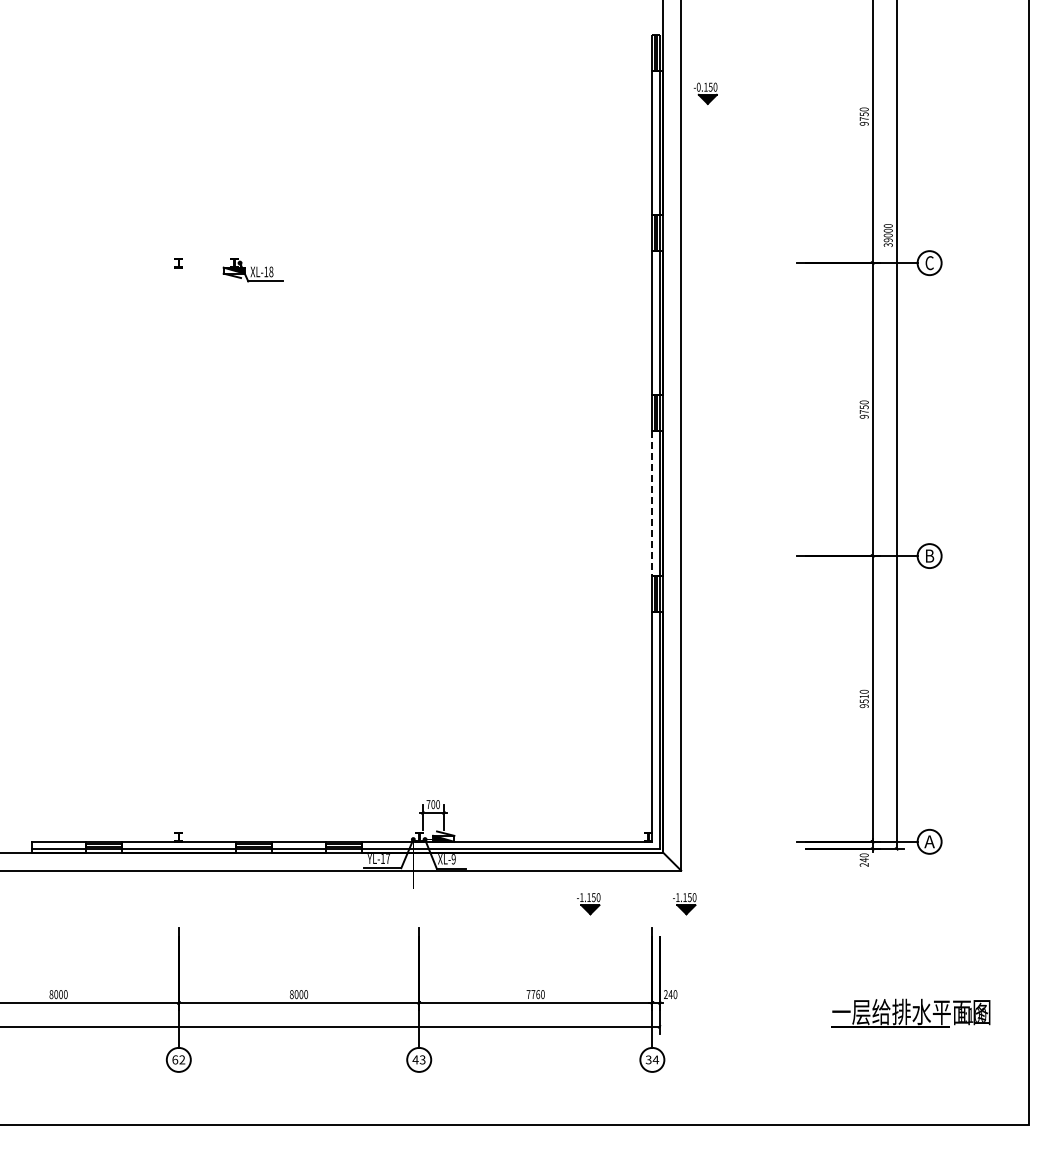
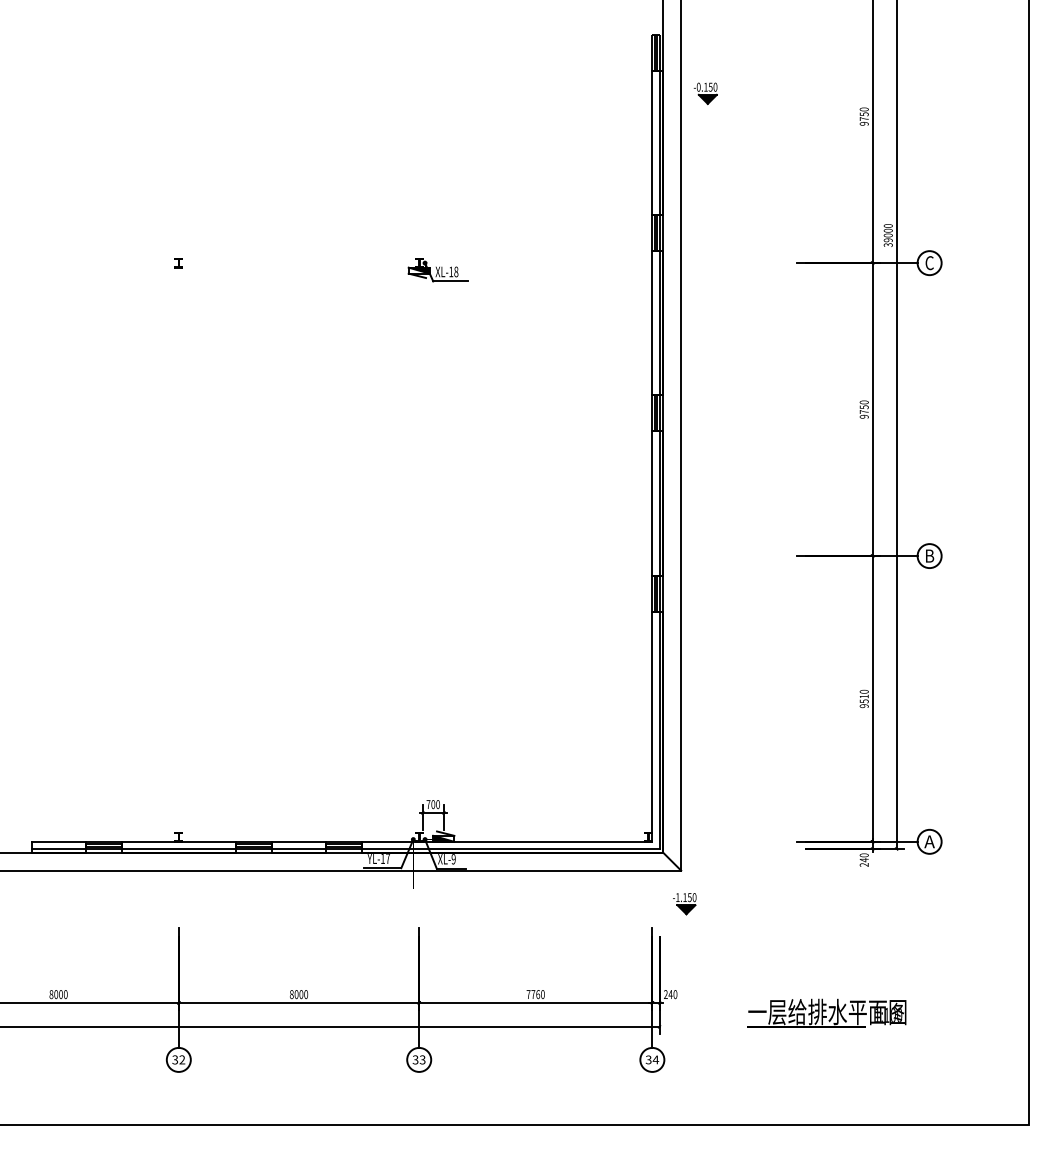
part position: (252, 270) -> (437, 270) (437, 270)
line: dashed -> solid (652, 504)
part: present -> none (588, 904)
text position: (910, 1012) -> (826, 1012) (826, 1012)
text: 62 -> 32 (175, 1059)
text: 43 -> 33 (415, 1059)
